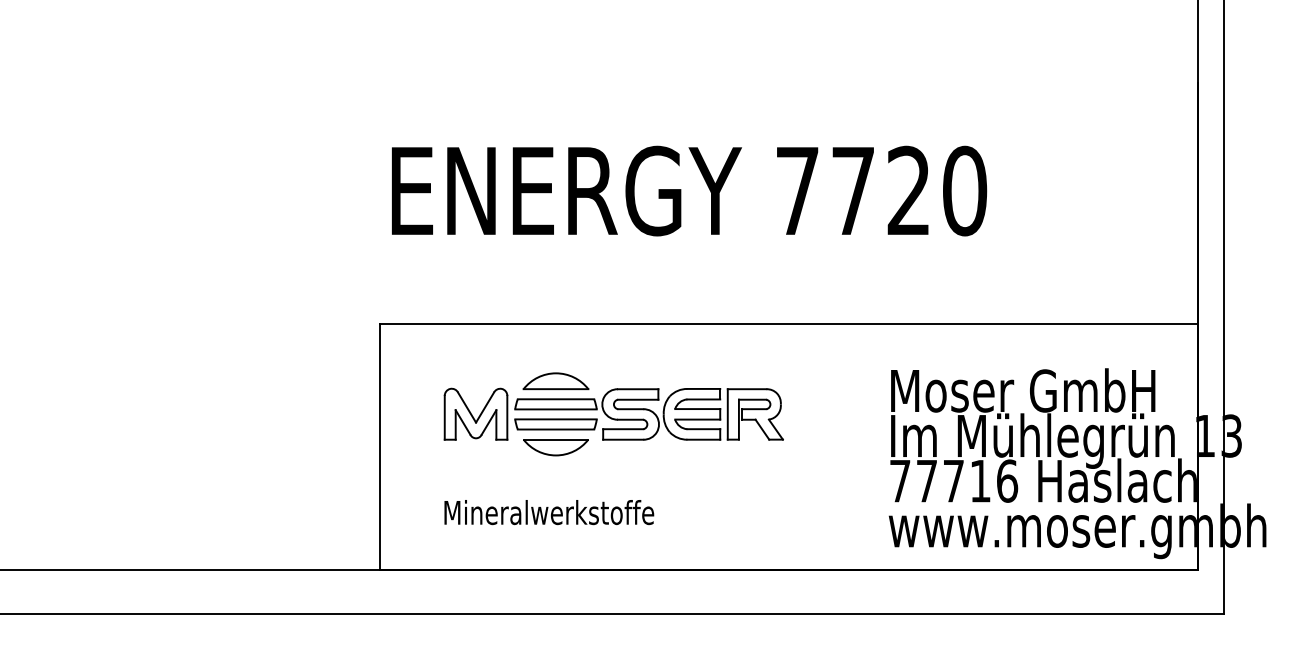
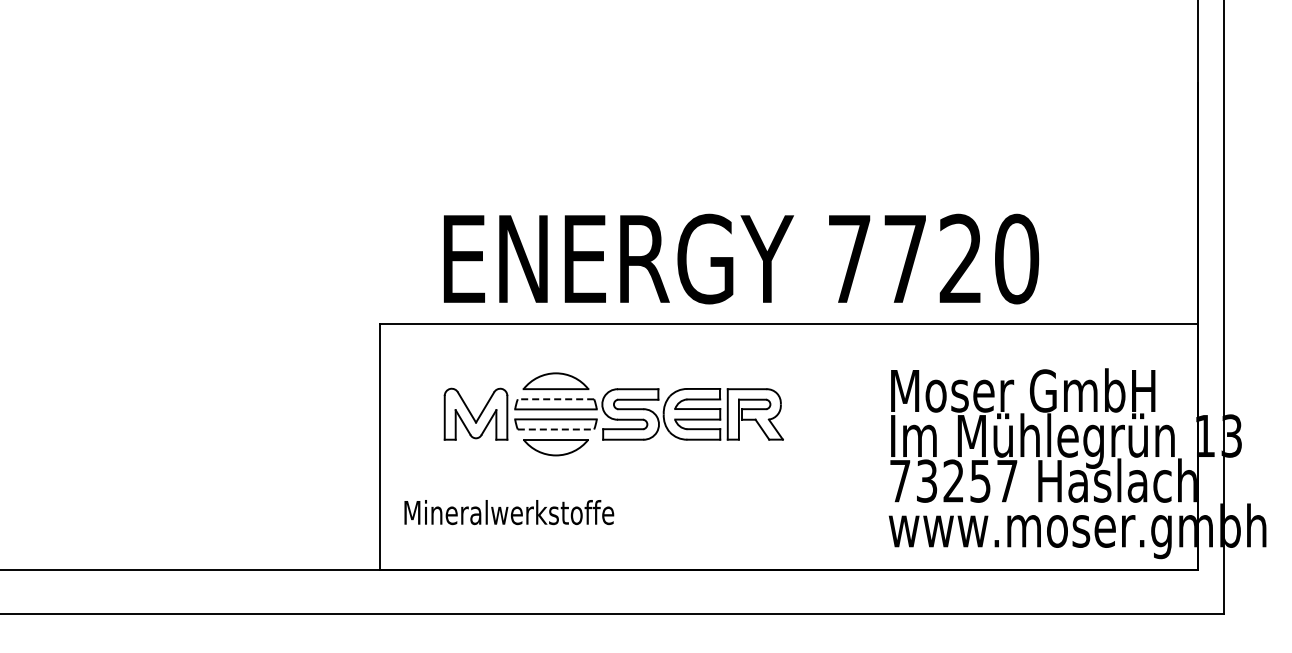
text position: (689, 190) -> (741, 258) (741, 258)
line: solid -> dashed (555, 399)
line: solid -> dashed (556, 429)
text: 77716 -> 73257 (967, 480)
text position: (549, 512) -> (509, 512) (509, 512)
